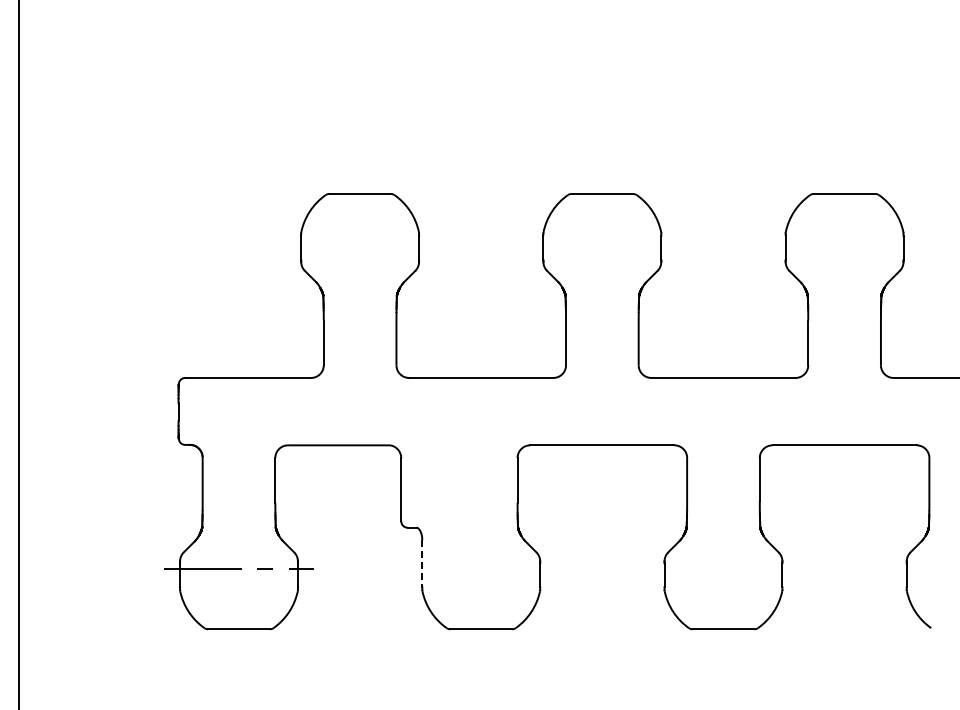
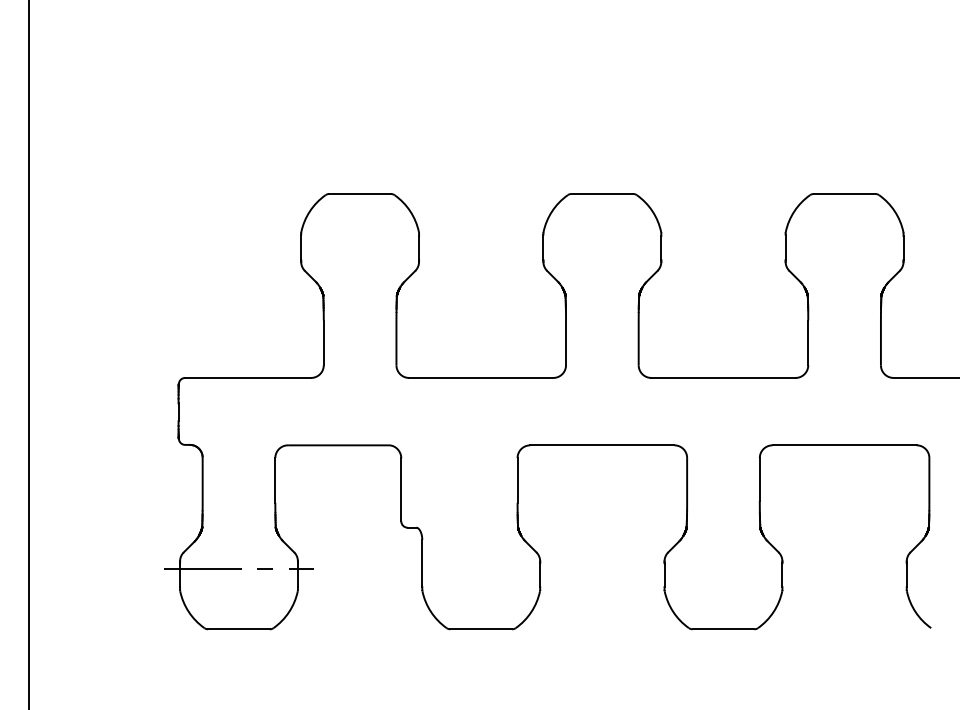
line position: (18, 354) -> (28, 354) (28, 354)
line: dashed -> solid (422, 563)
